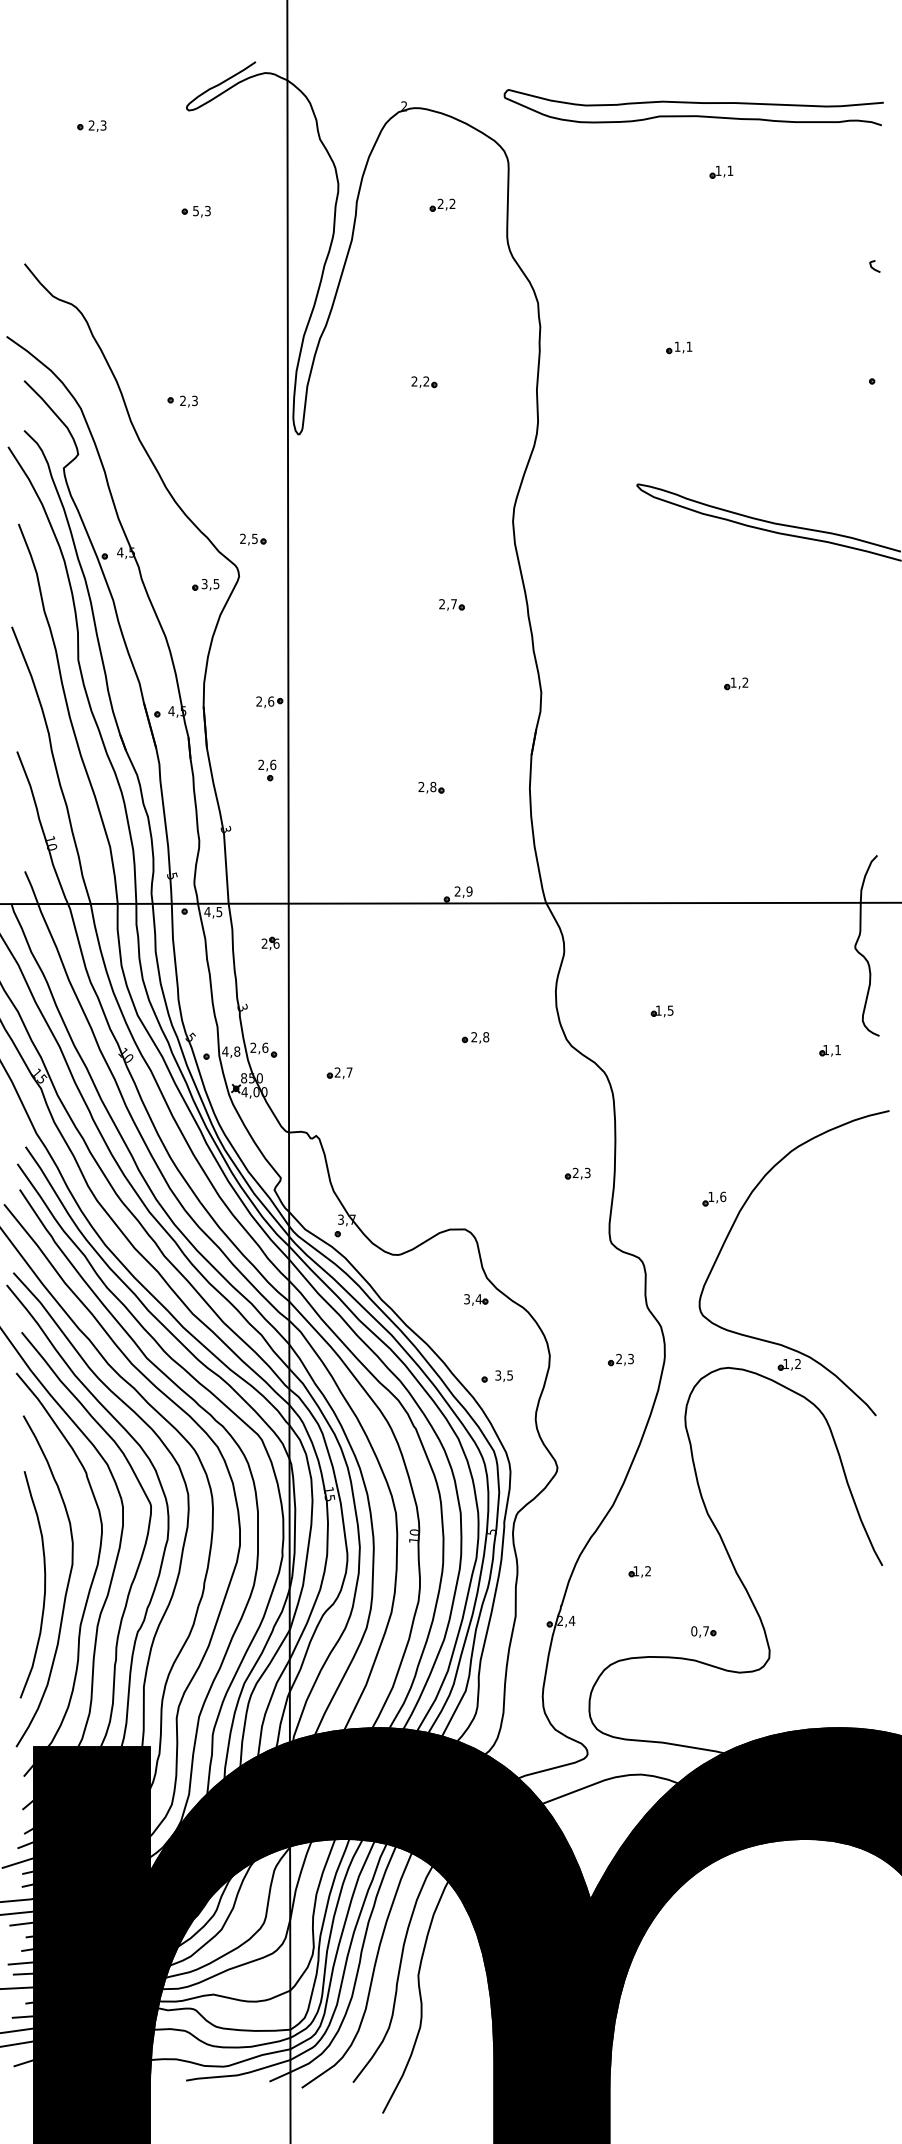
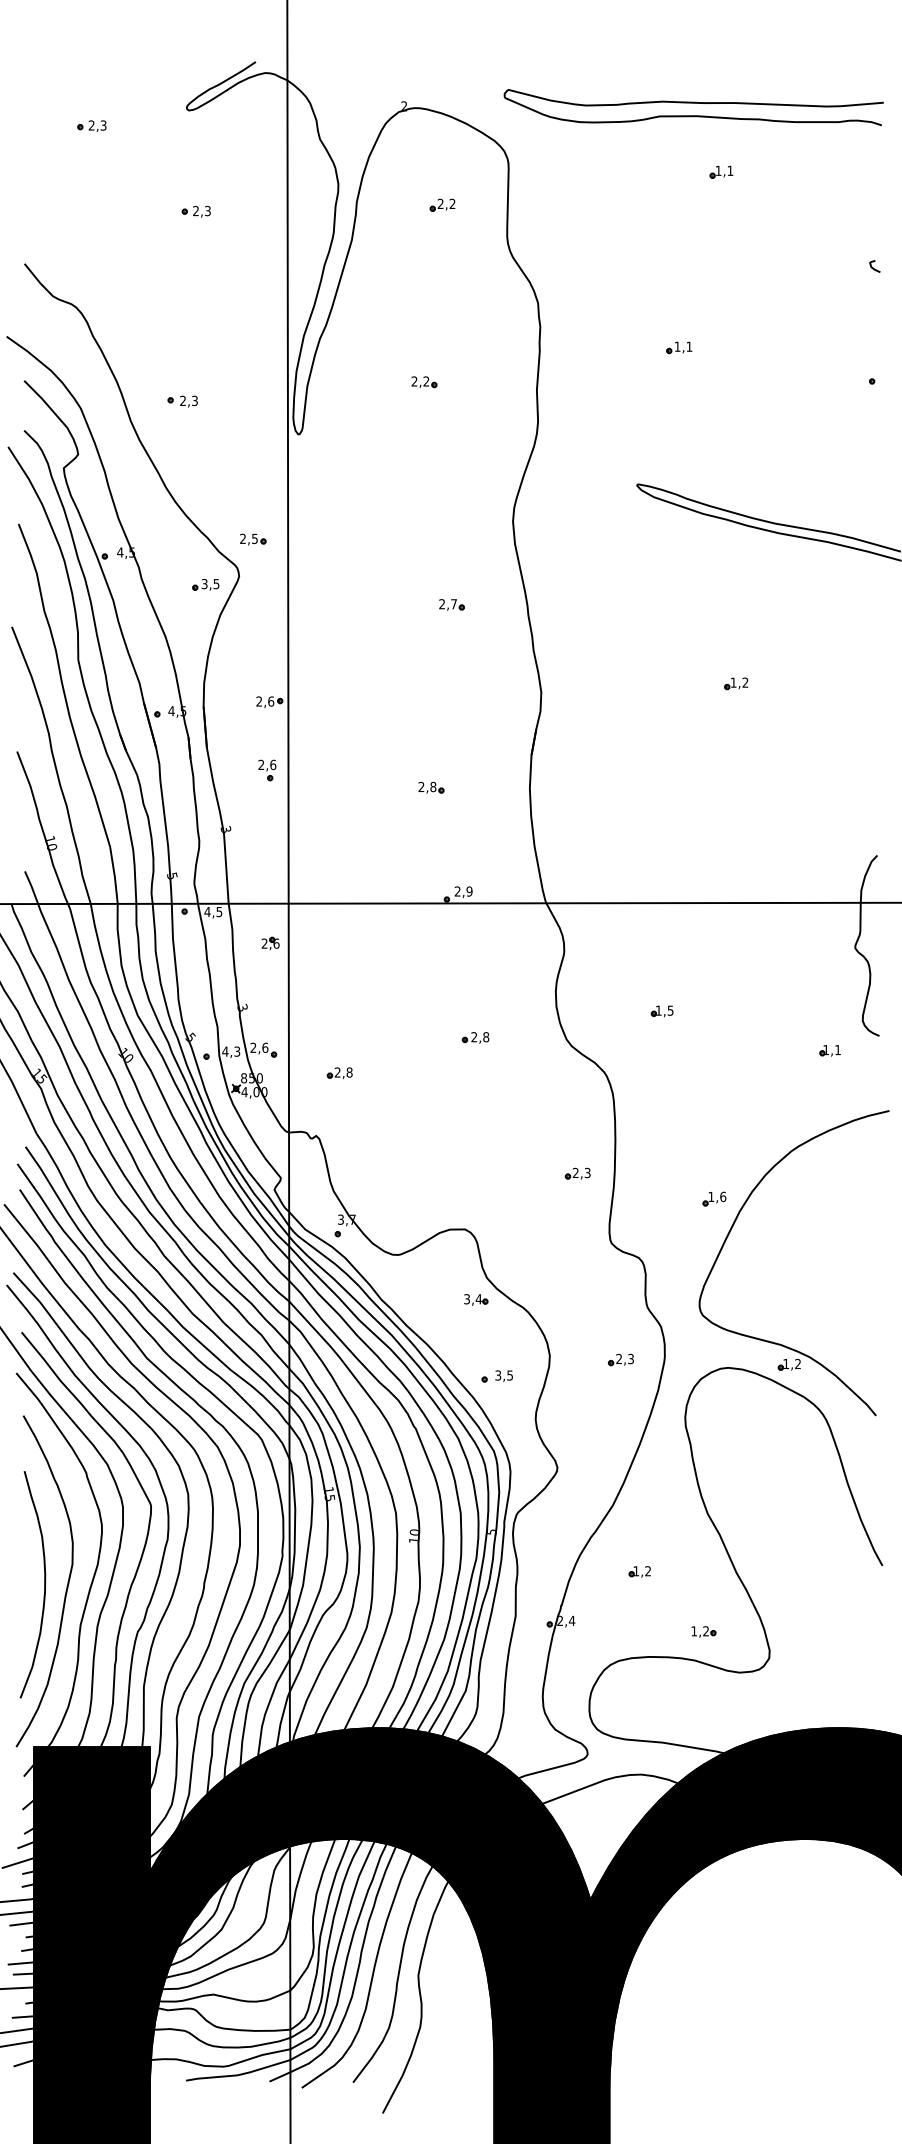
text: 5,3 -> 2,3 (195, 210)
text: 4,8 -> 4,3 (237, 1051)
text: 2,7 -> 2,8 (349, 1072)
text: 0,7 -> 1,2 (699, 1631)
